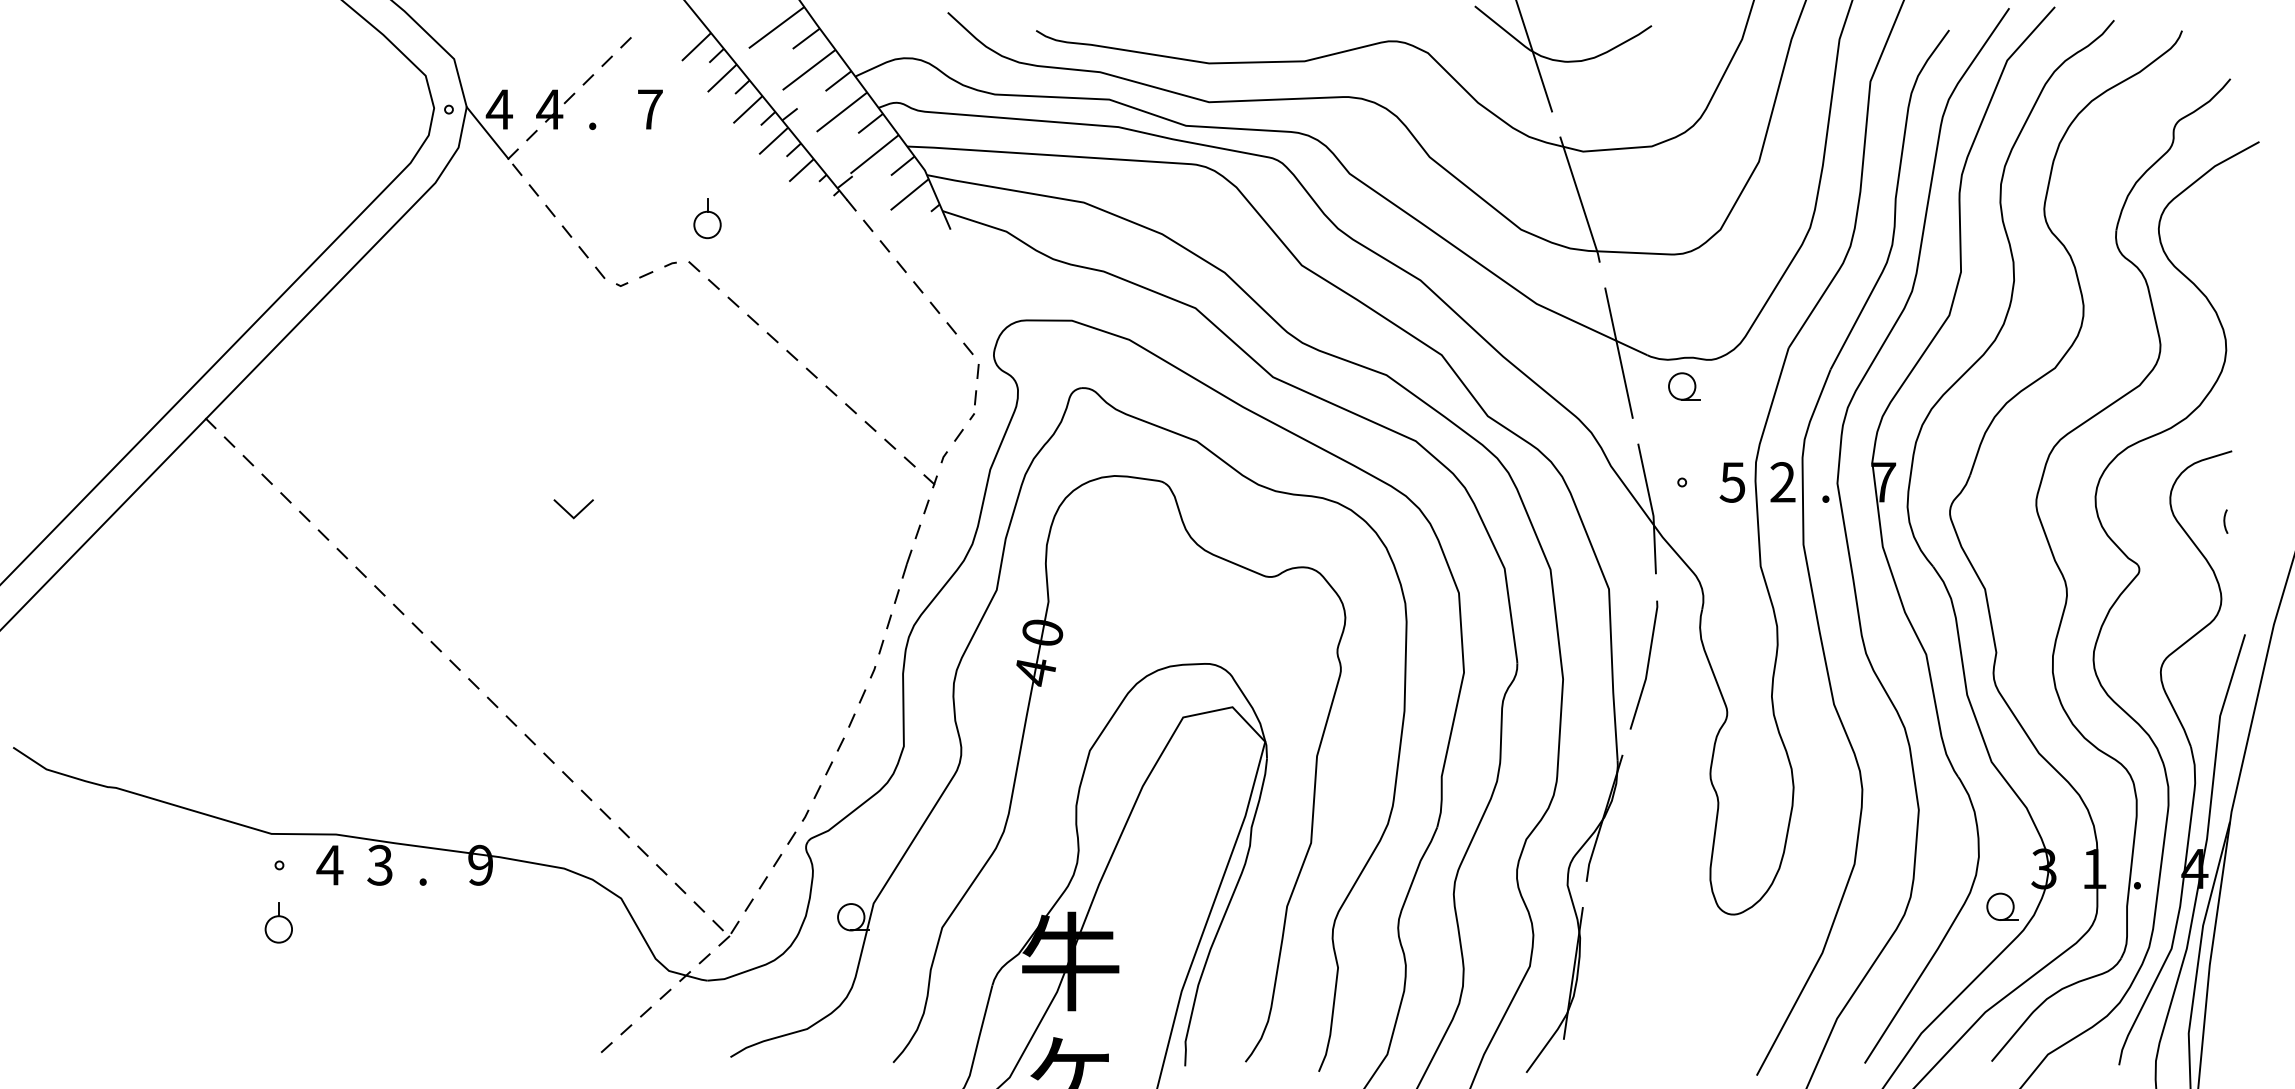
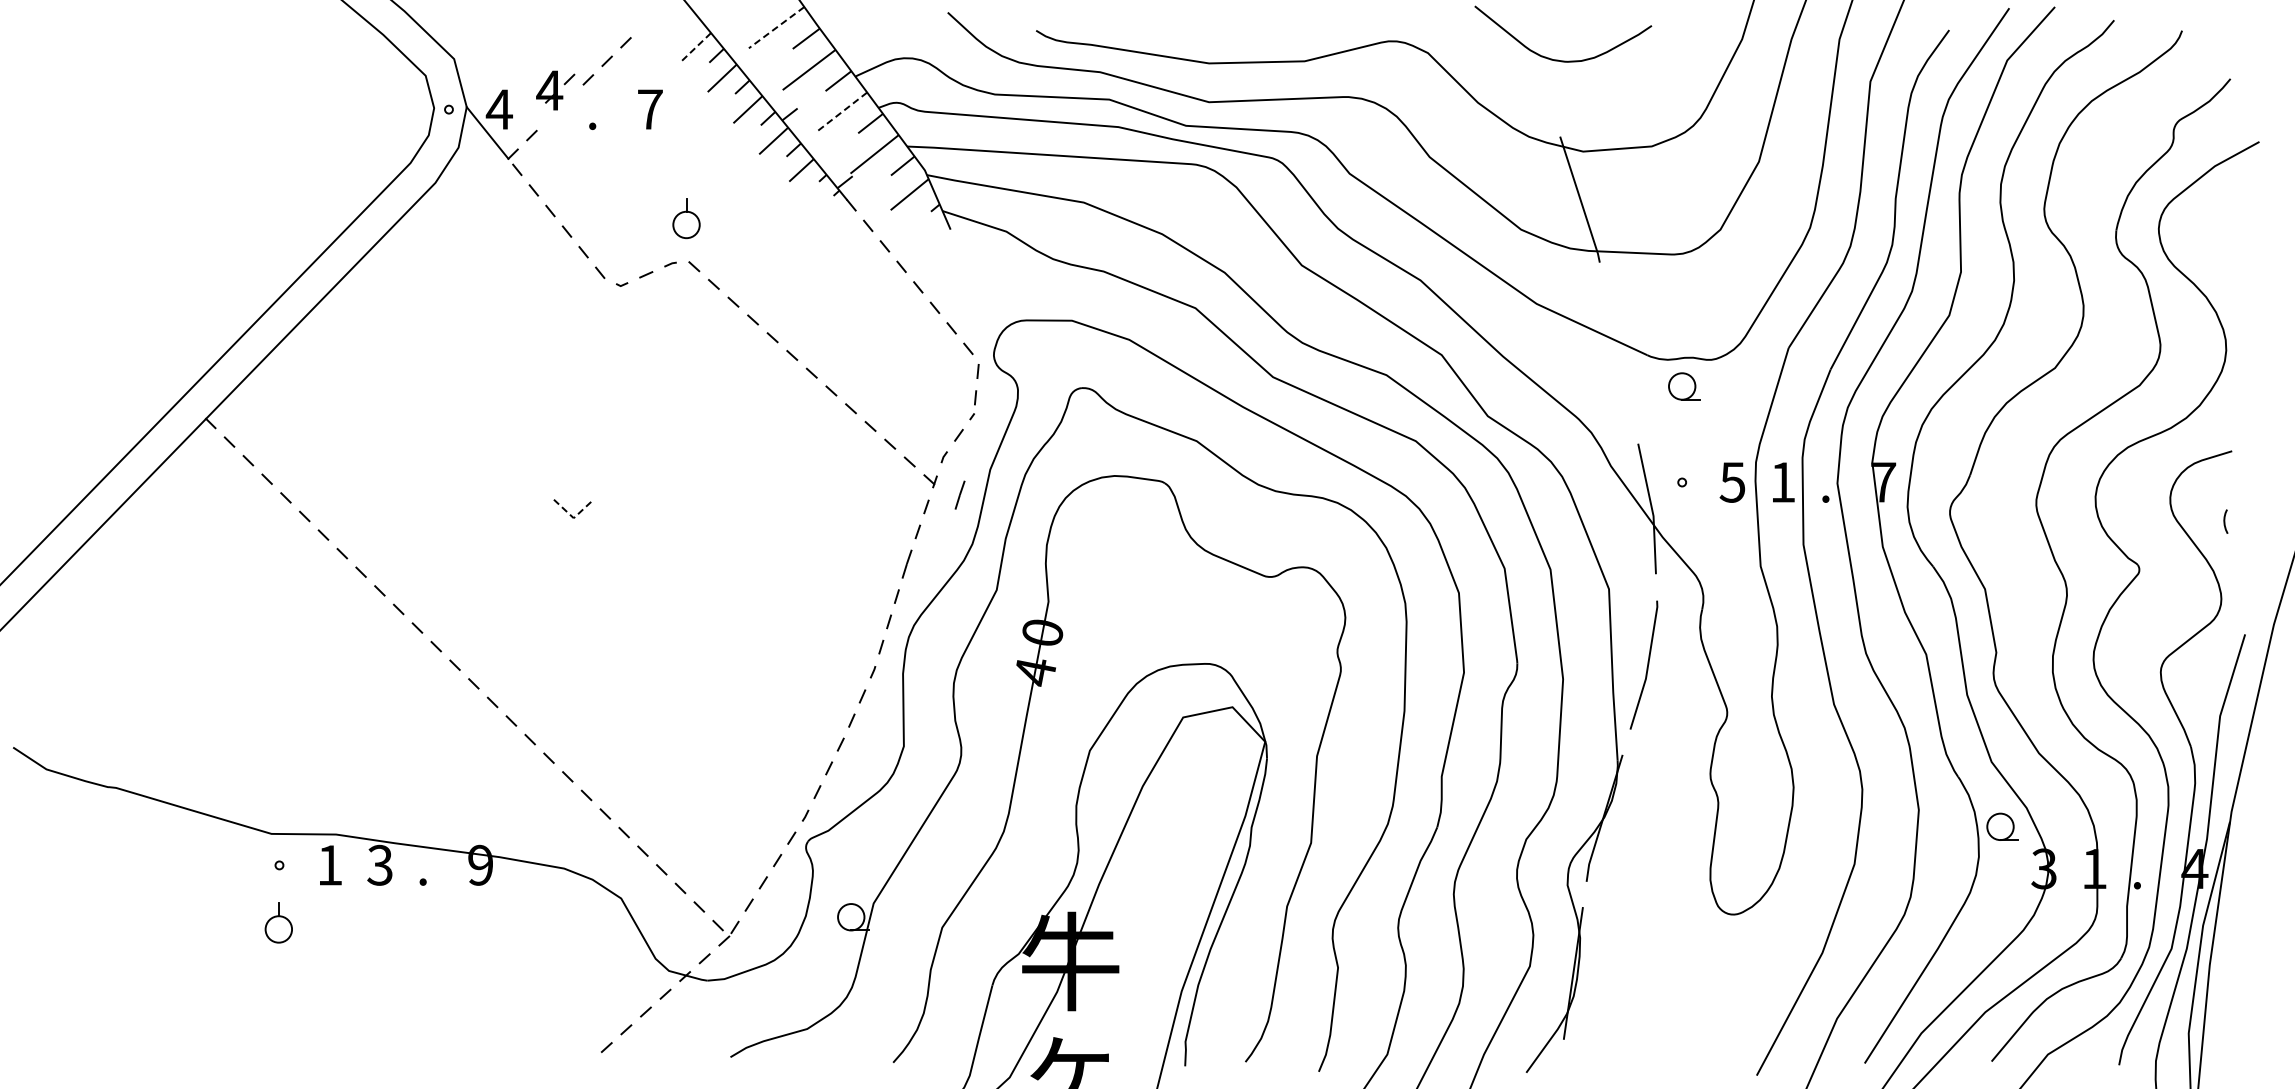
line: solid -> dashed (776, 27)
line: solid -> dashed (696, 47)
line: present -> none (1534, 56)
part position: (555, 109) -> (555, 90) (555, 90)
line: solid -> dashed (841, 112)
part position: (707, 218) -> (686, 218) (686, 218)
line: present -> none (1618, 352)
text: 2 -> 1 (1782, 482)
line: none -> present (959, 494)
line: solid -> dashed (573, 518)
text: 4 -> 1 (329, 865)
part position: (2002, 906) -> (2002, 826) (2002, 826)
